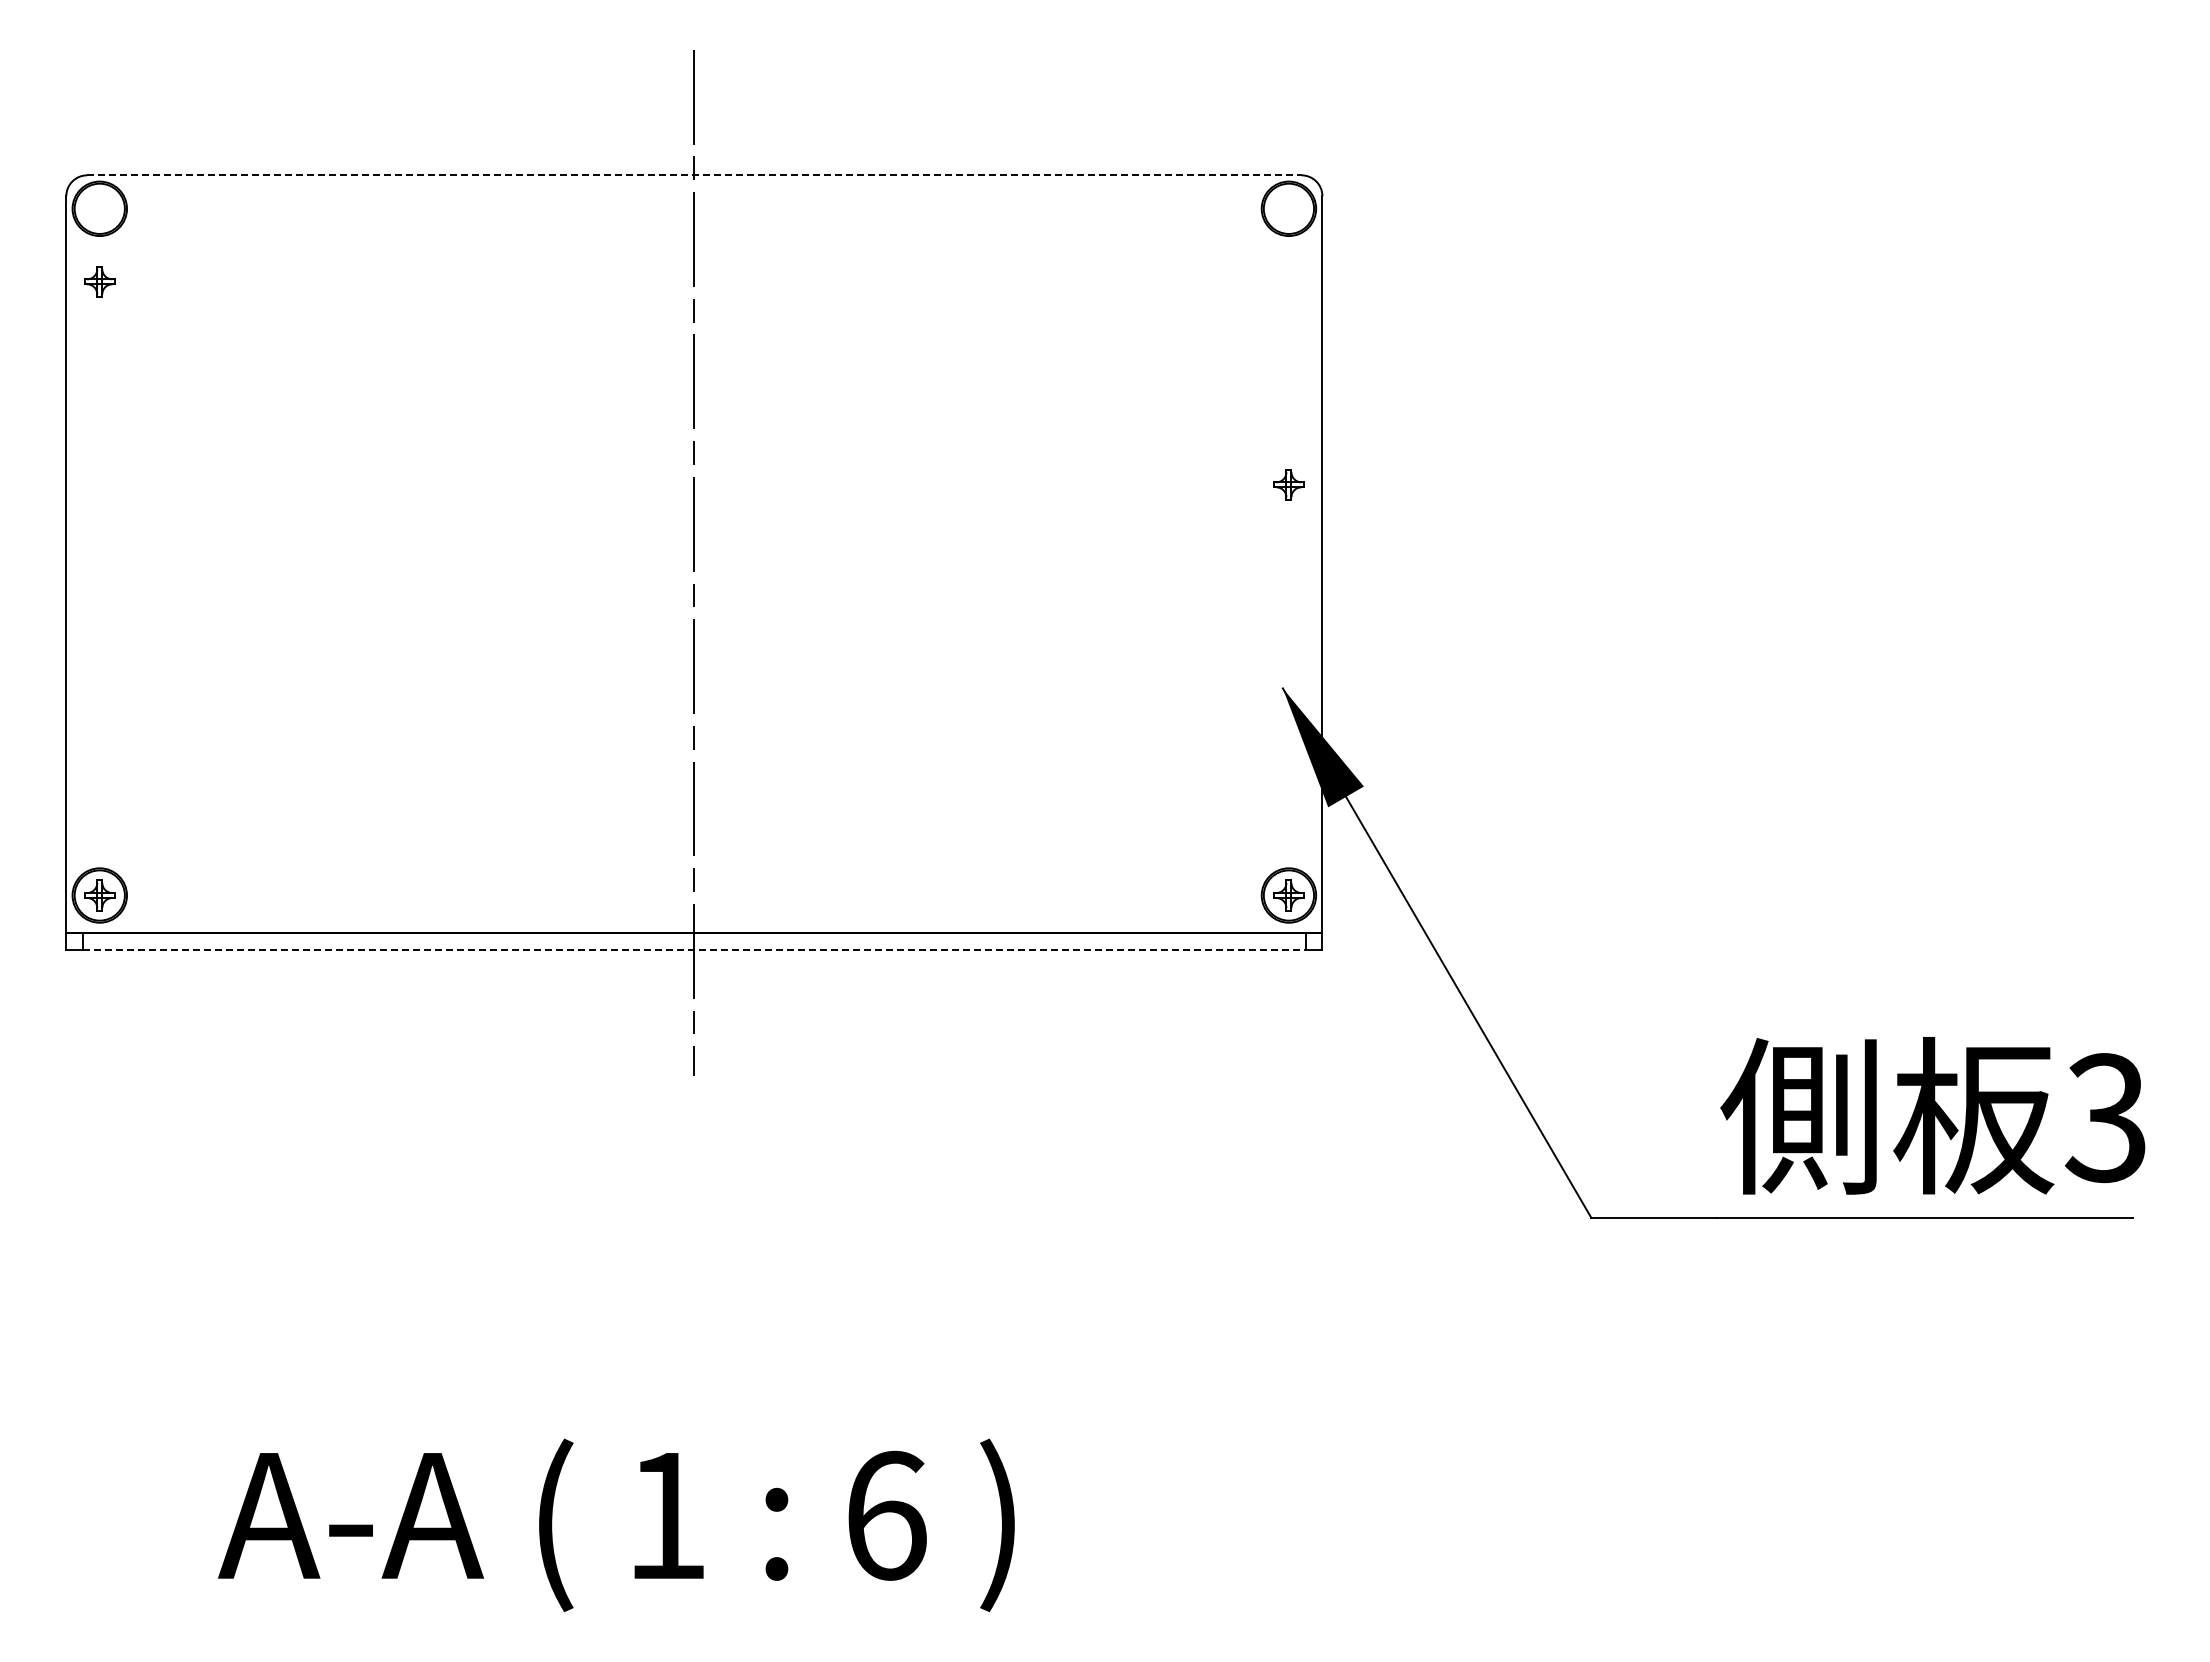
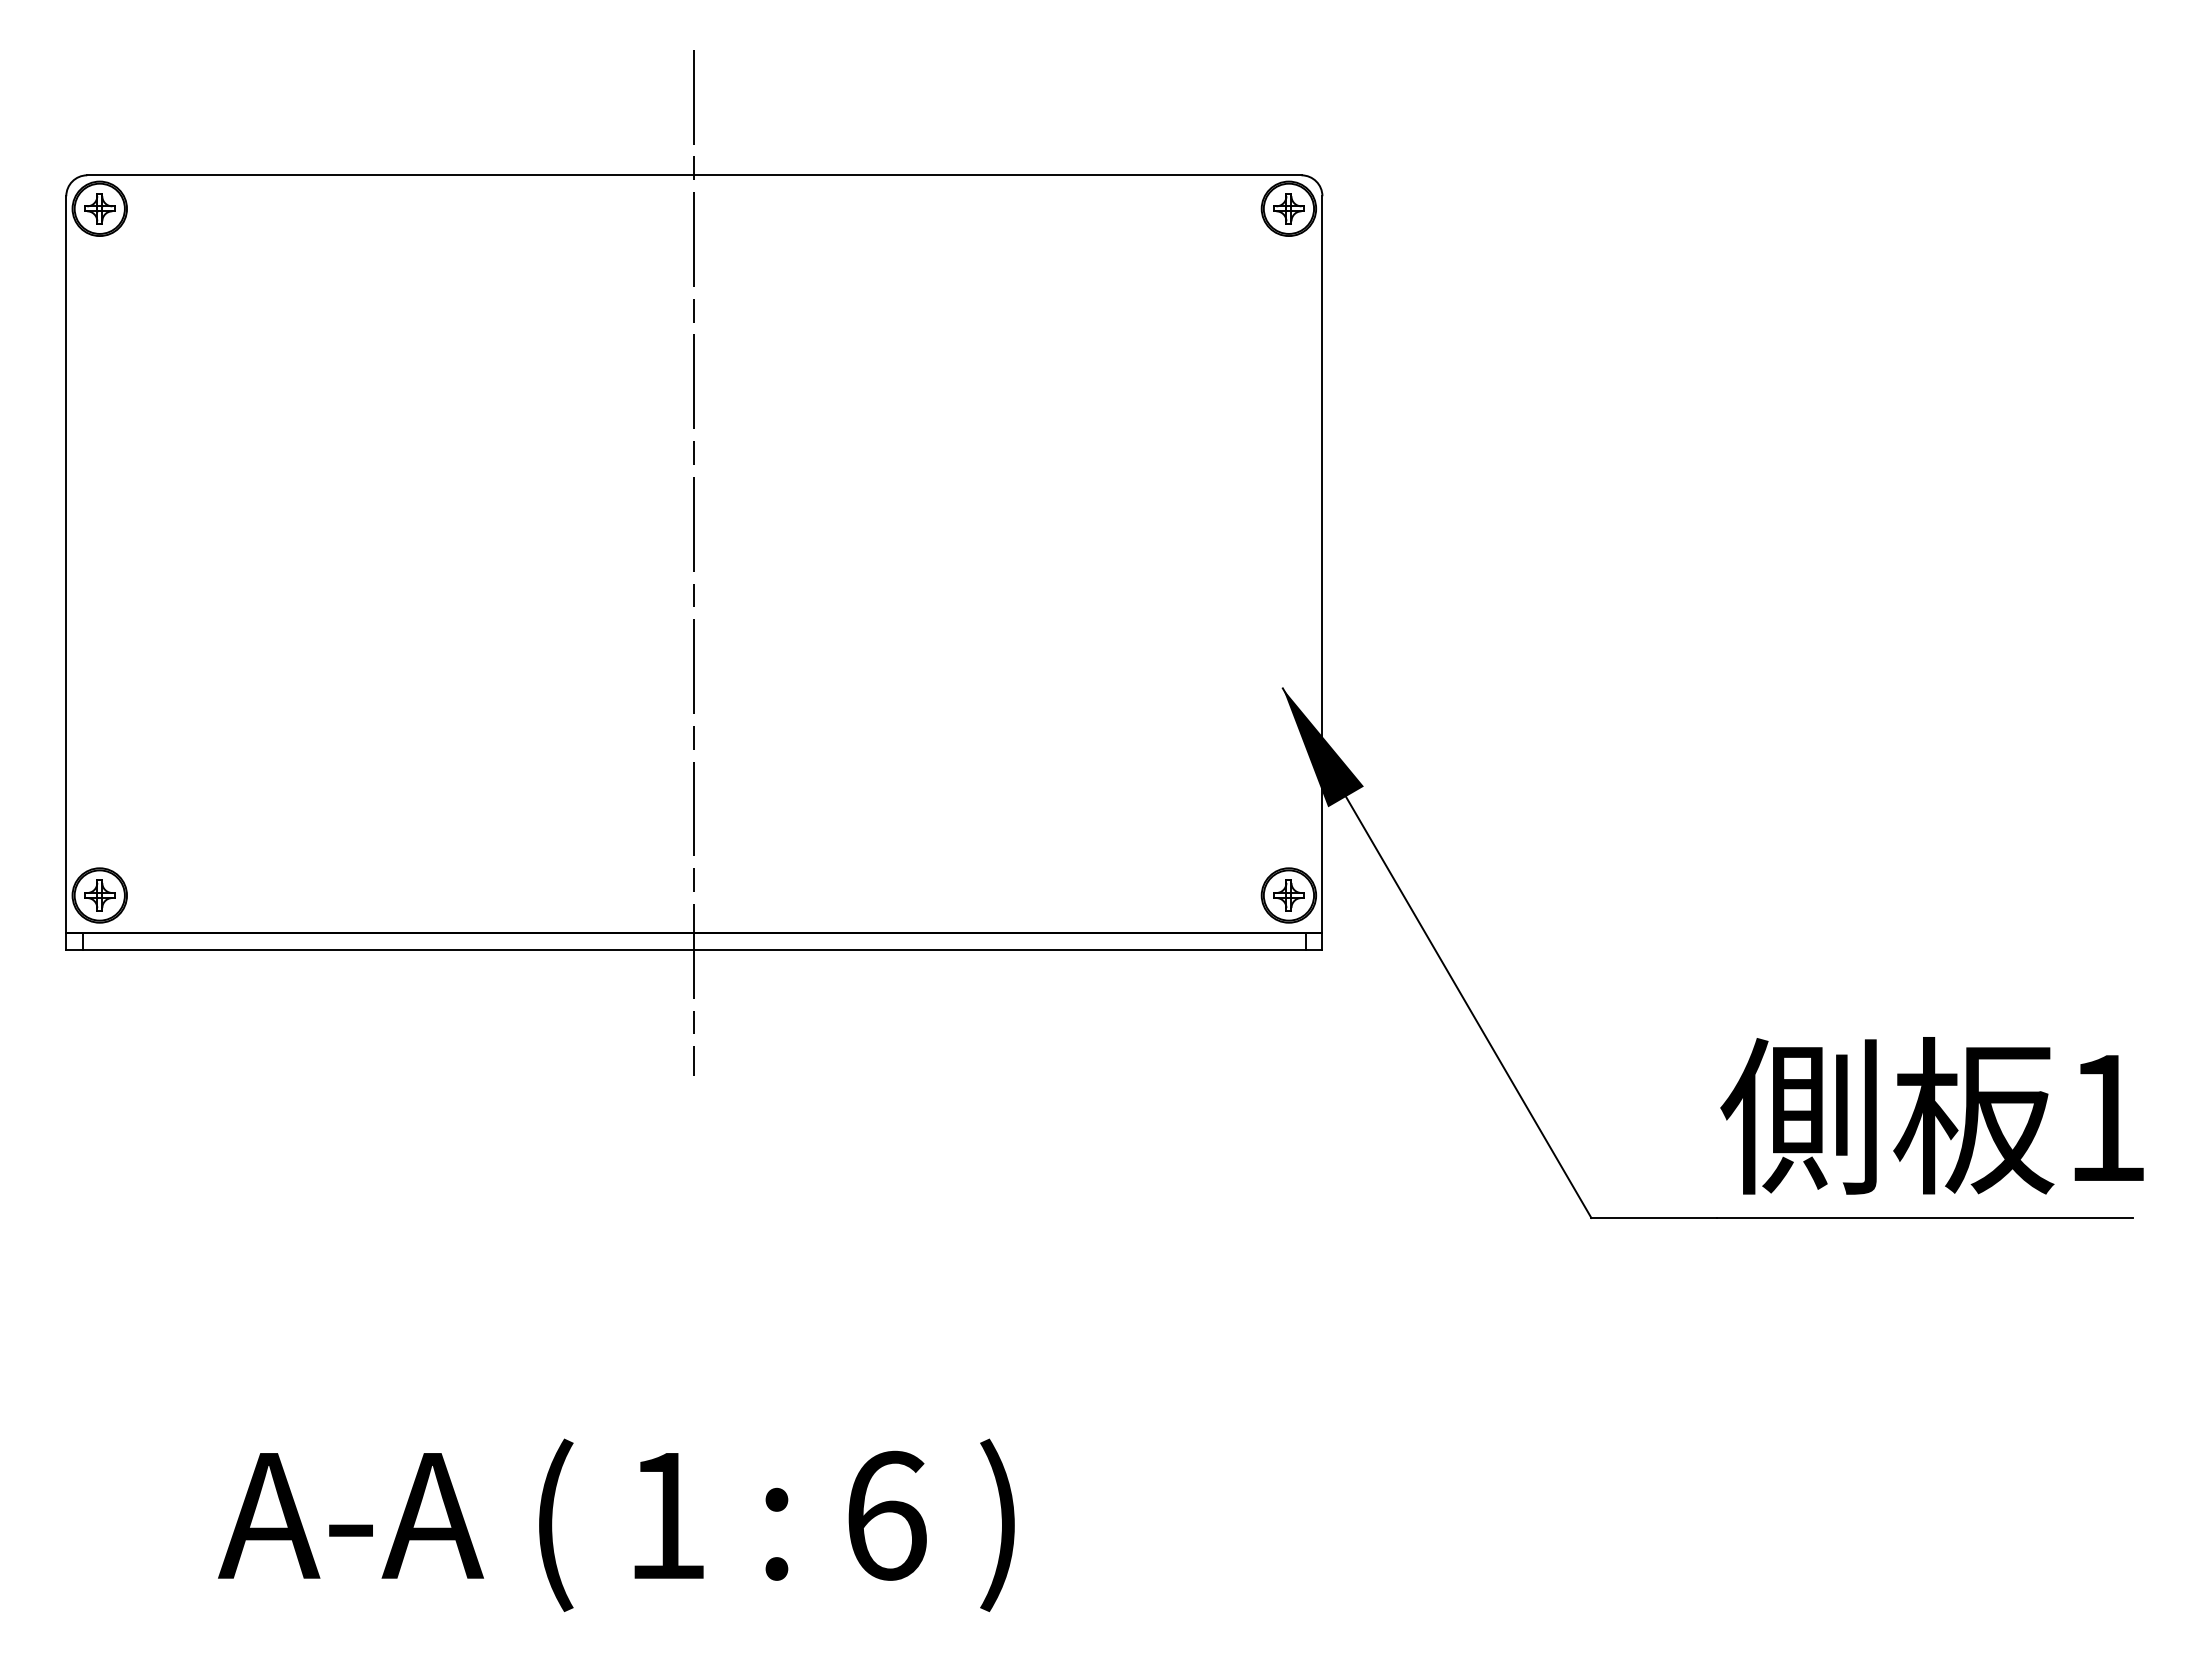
line: dashed -> solid (694, 175)
part position: (99, 281) -> (99, 208) (99, 208)
part position: (1288, 484) -> (1288, 208) (1288, 208)
line: dashed -> solid (694, 949)
text: 3 -> 1 (2105, 1118)
